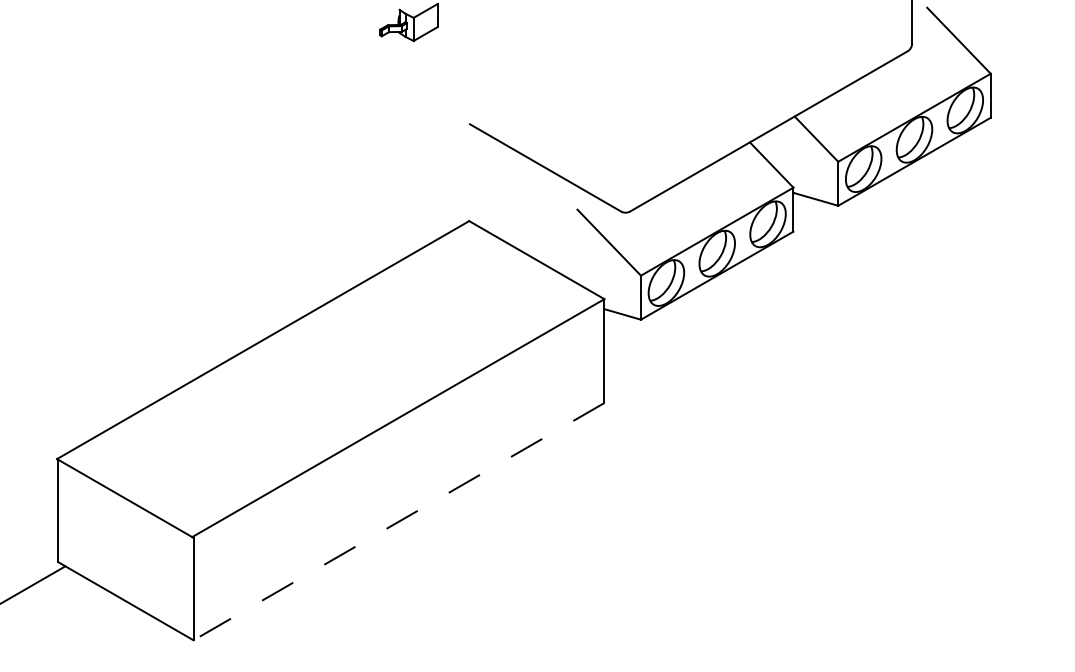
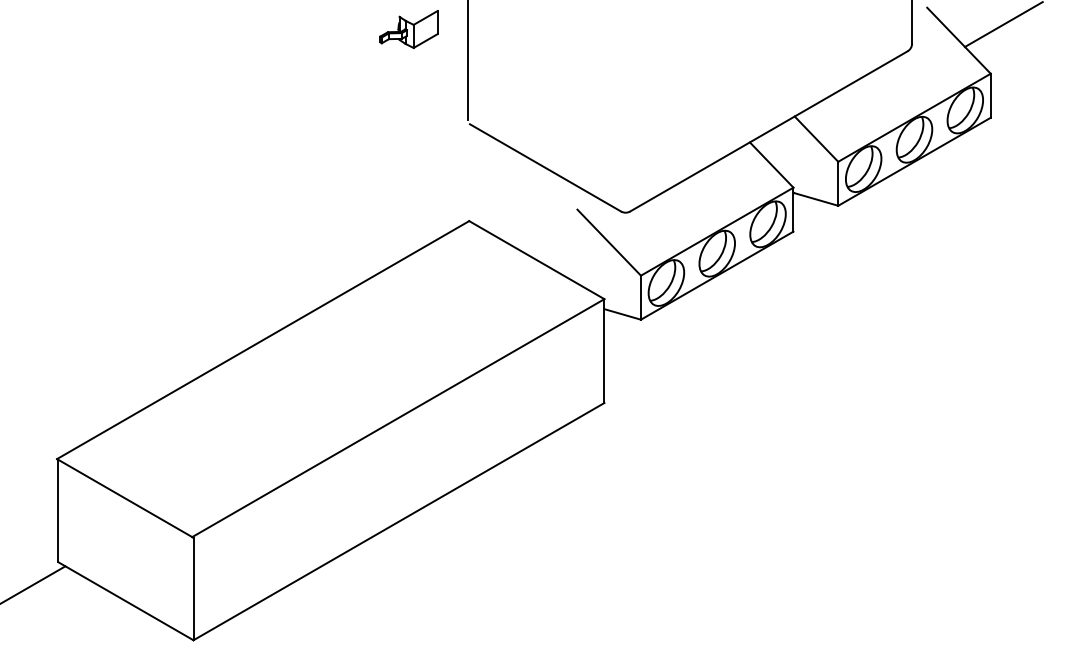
part position: (408, 22) -> (408, 29) (408, 29)
line: none -> present (1003, 24)
line: none -> present (468, 61)
line: dashed -> solid (398, 521)
